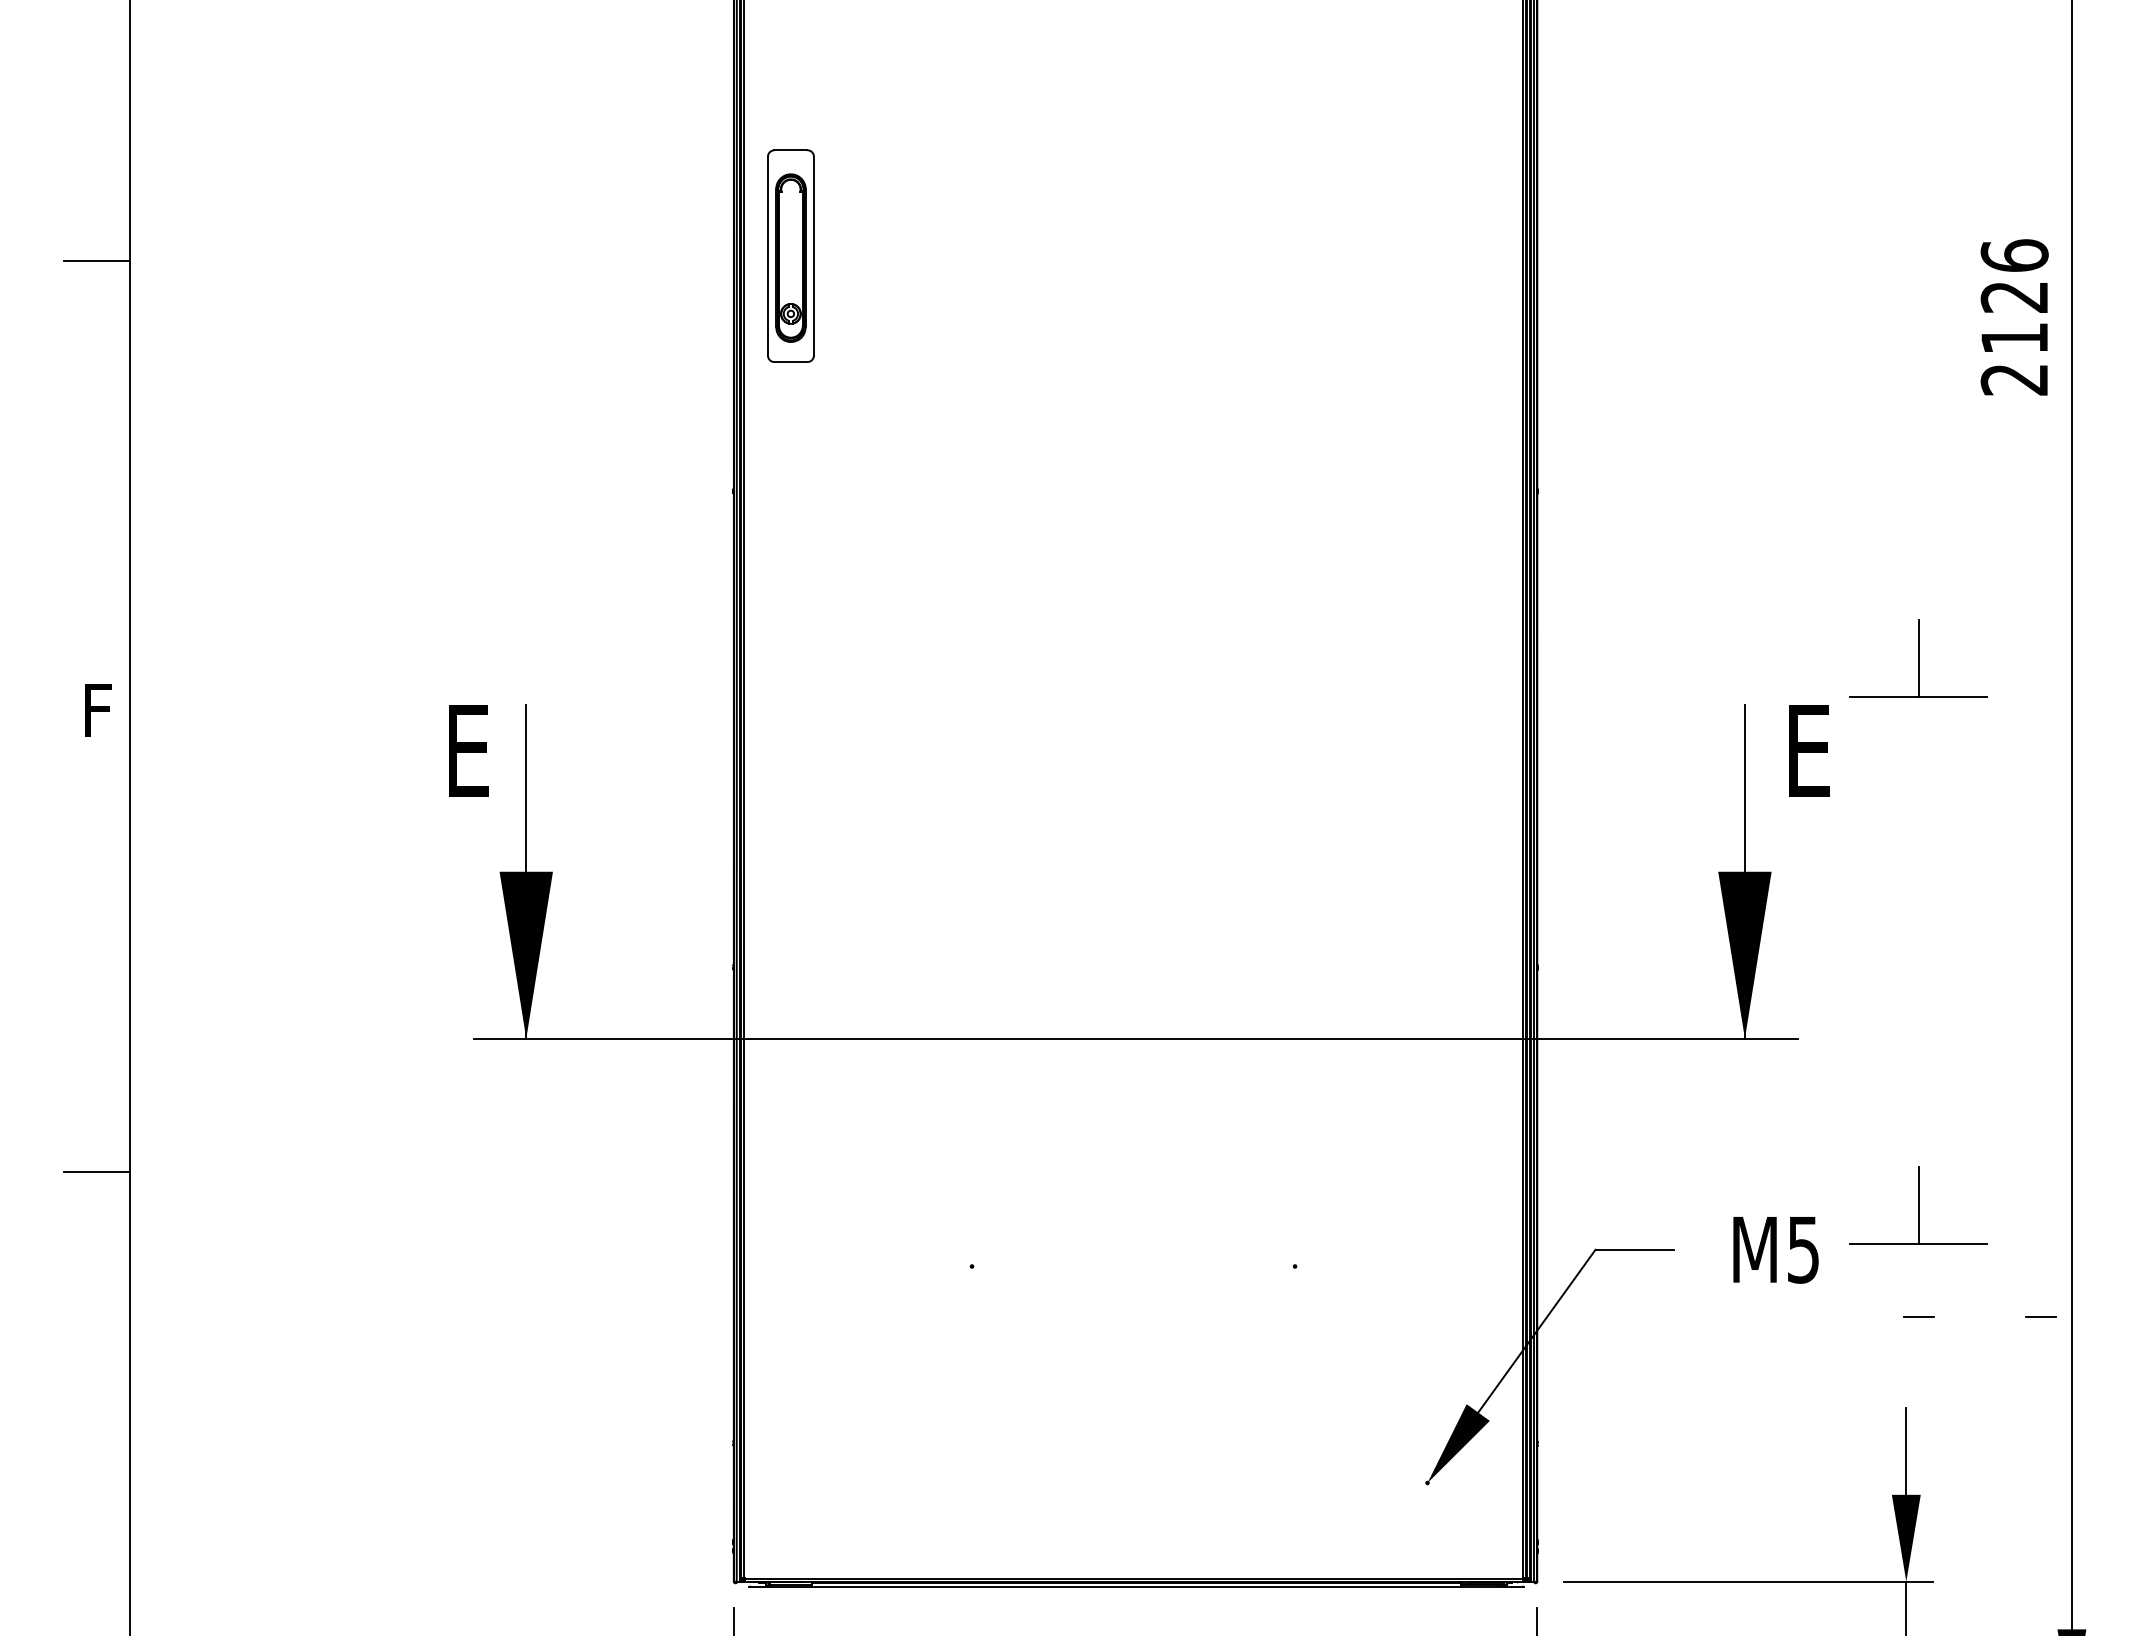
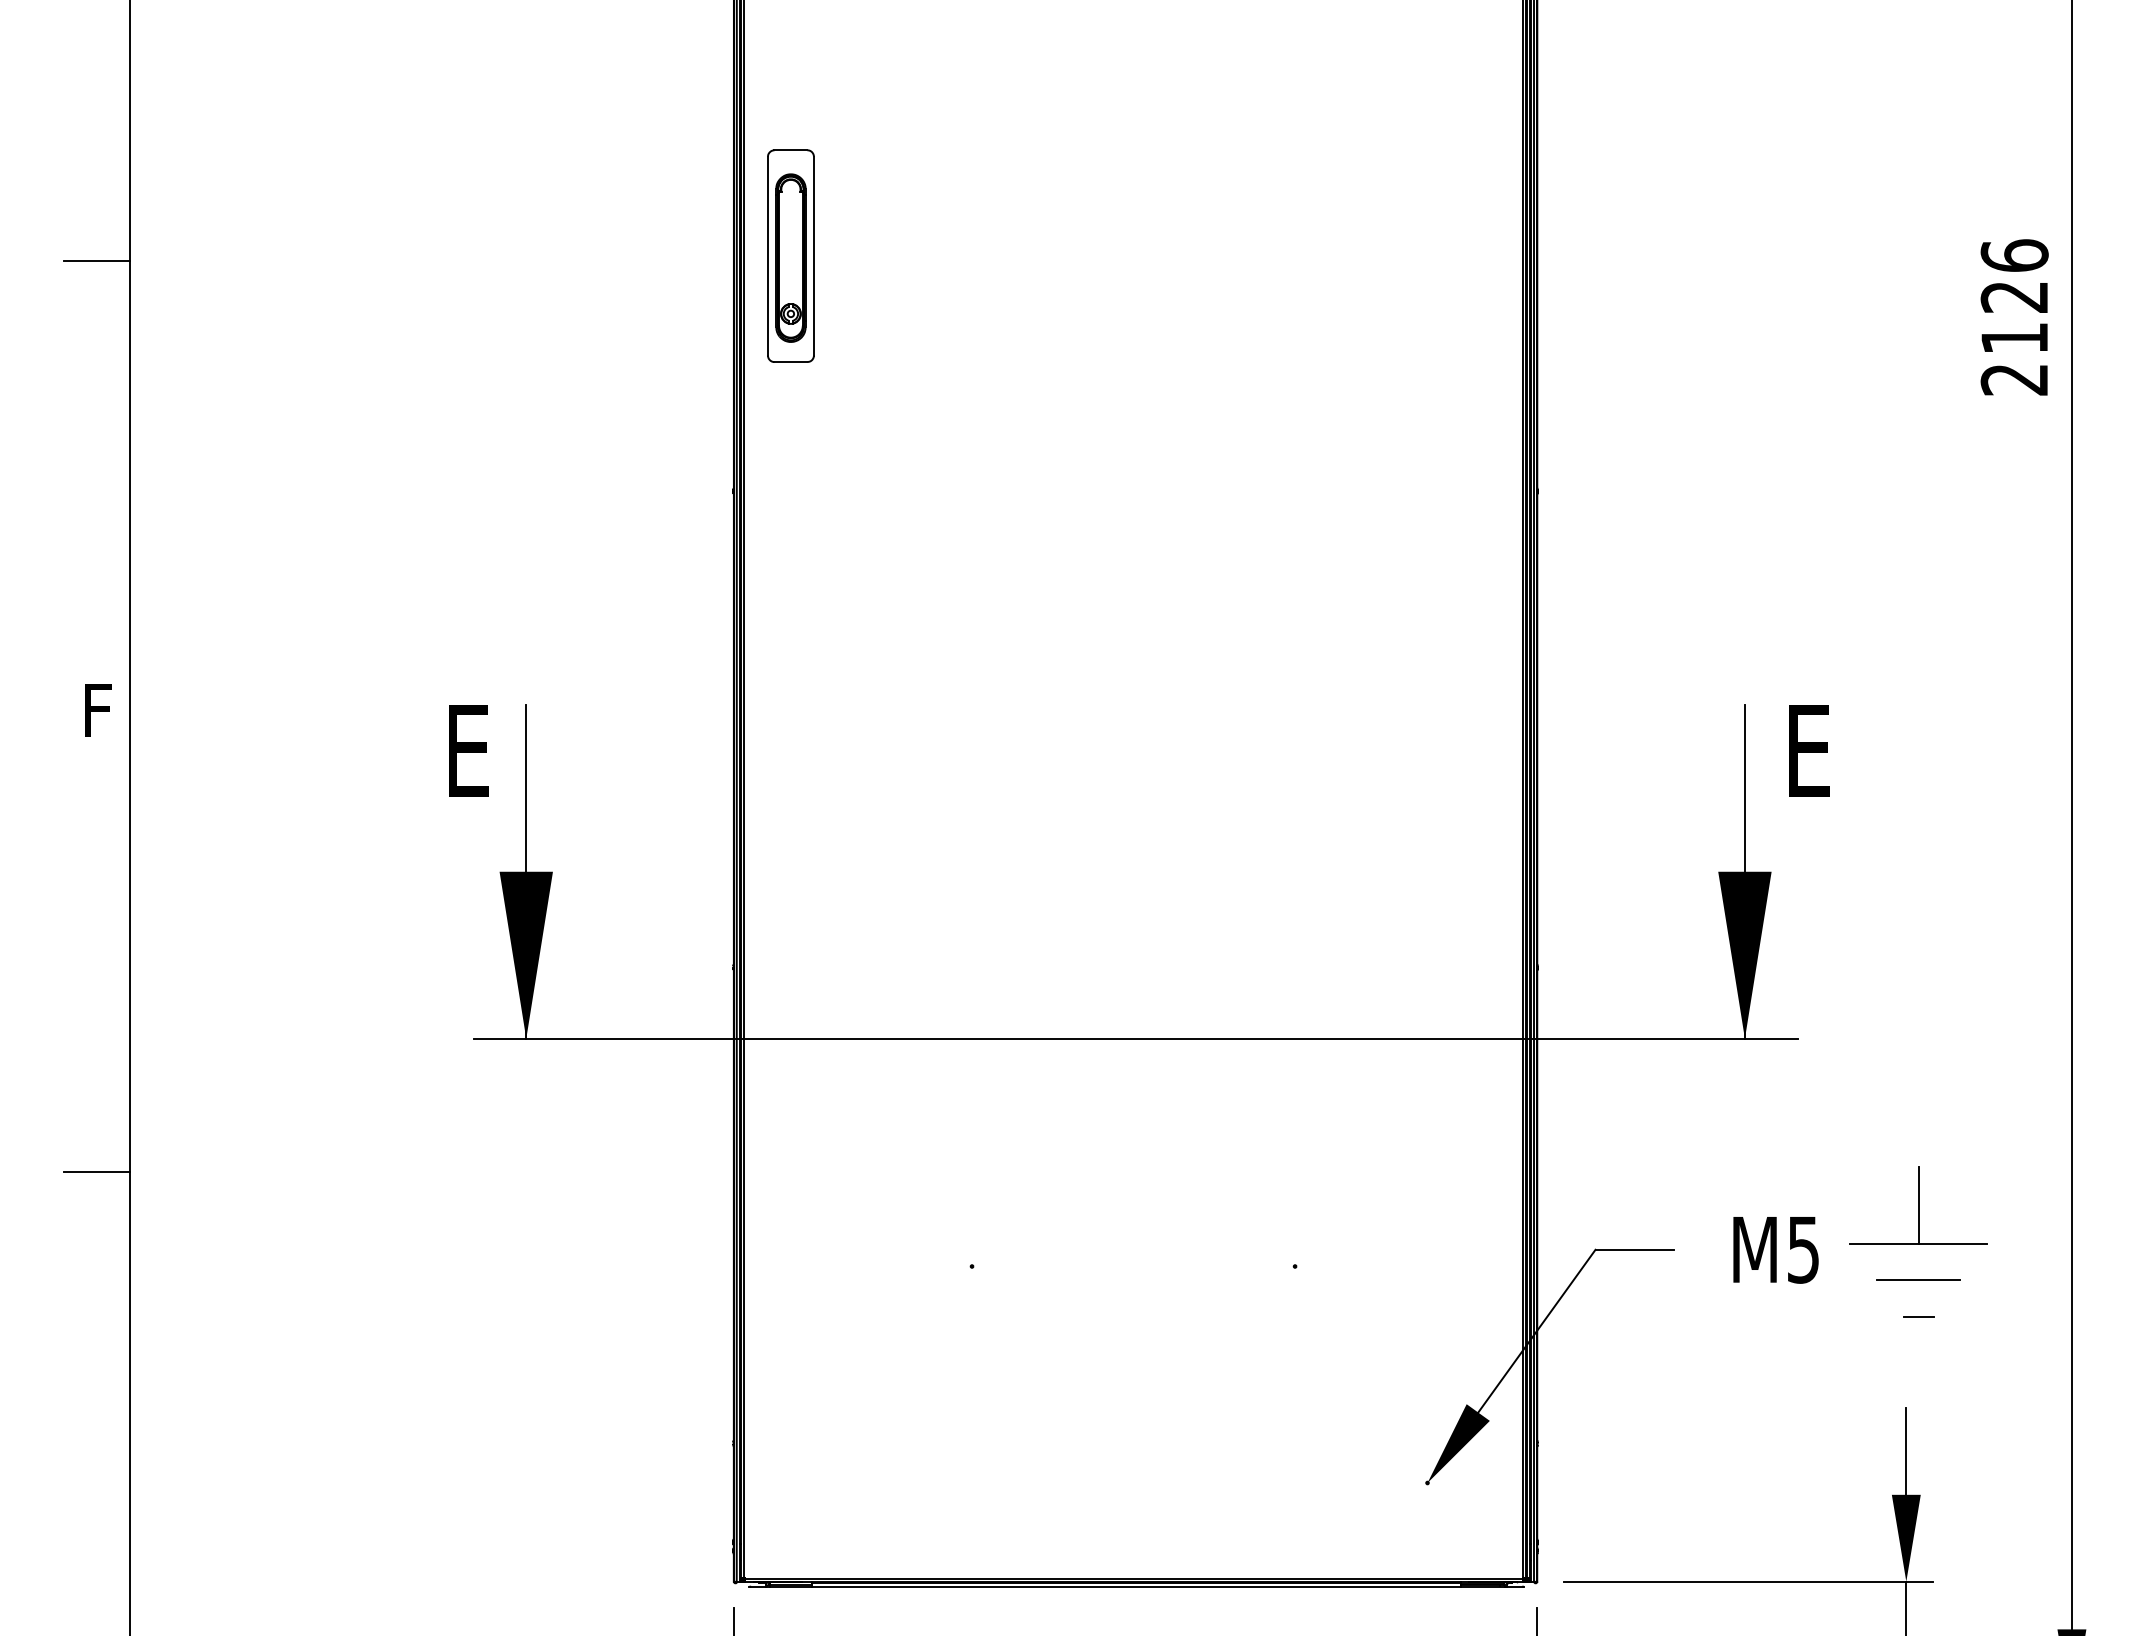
part: present -> none (1918, 658)
line: none -> present (1918, 1280)
line: present -> none (2040, 1316)
